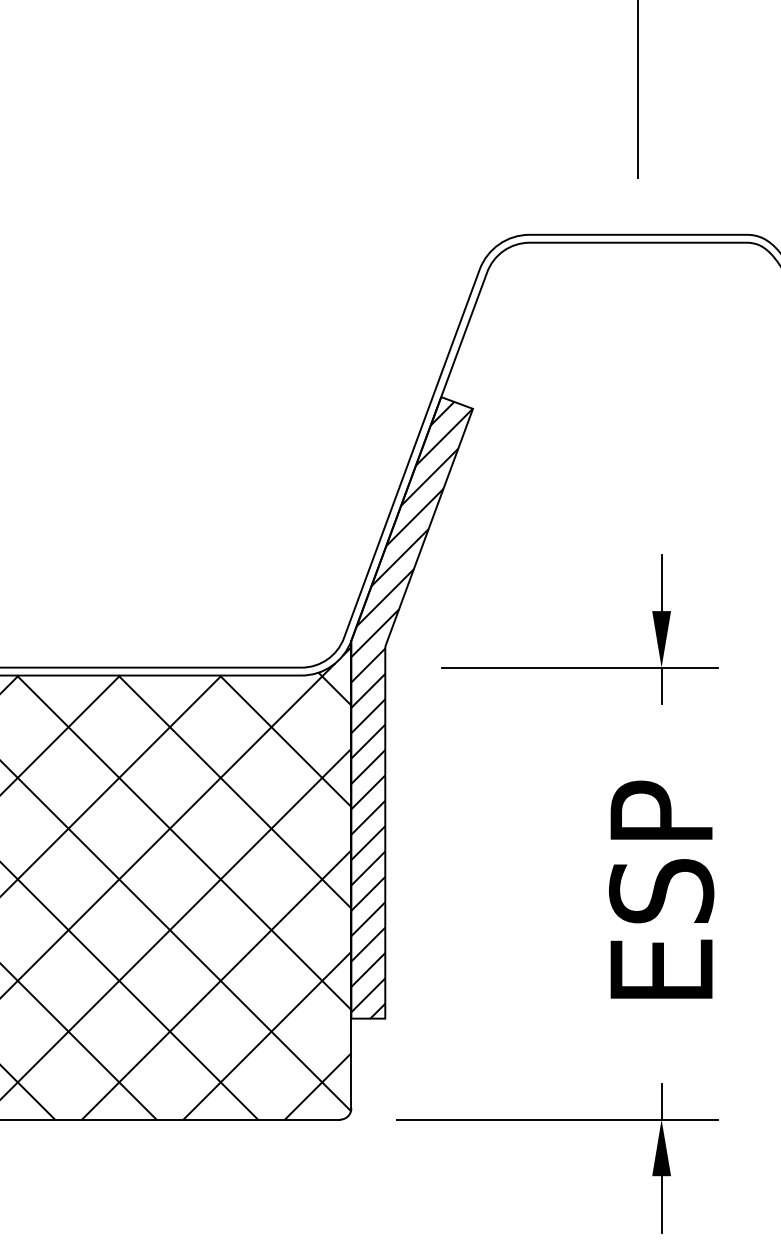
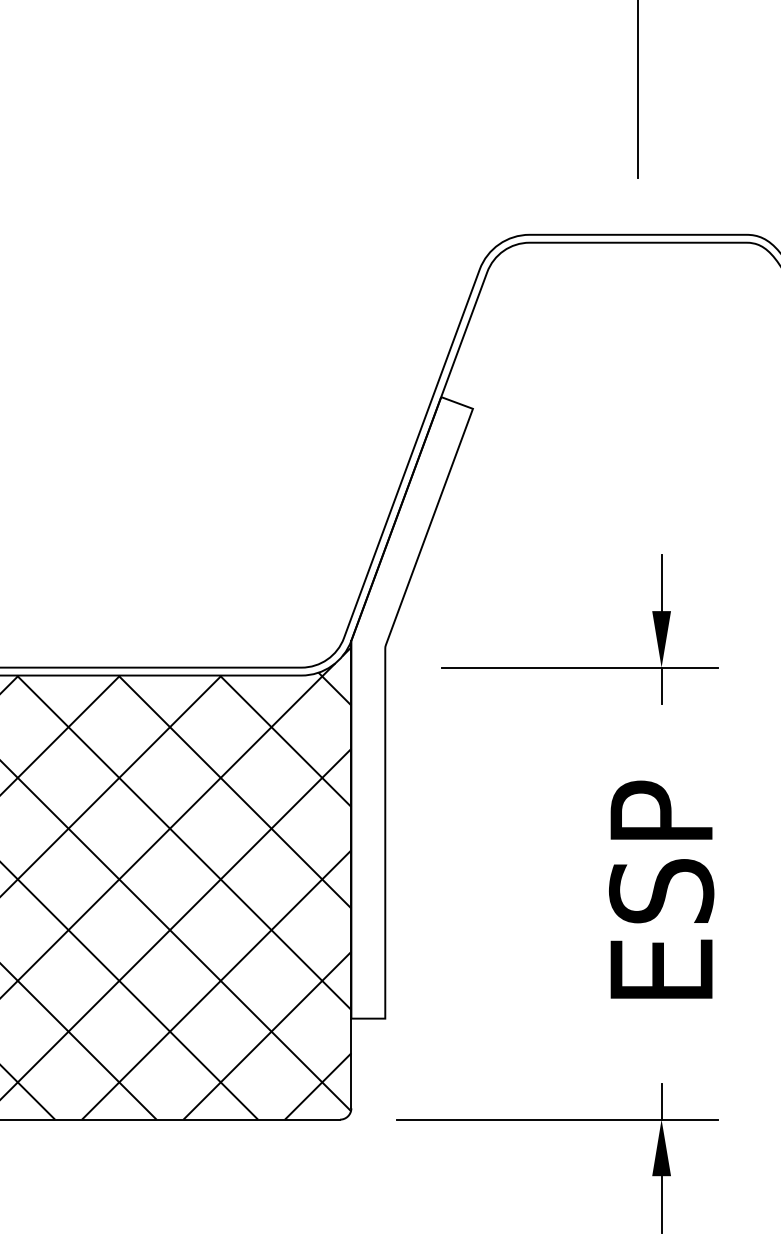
hatch: present -> none (411, 709)
